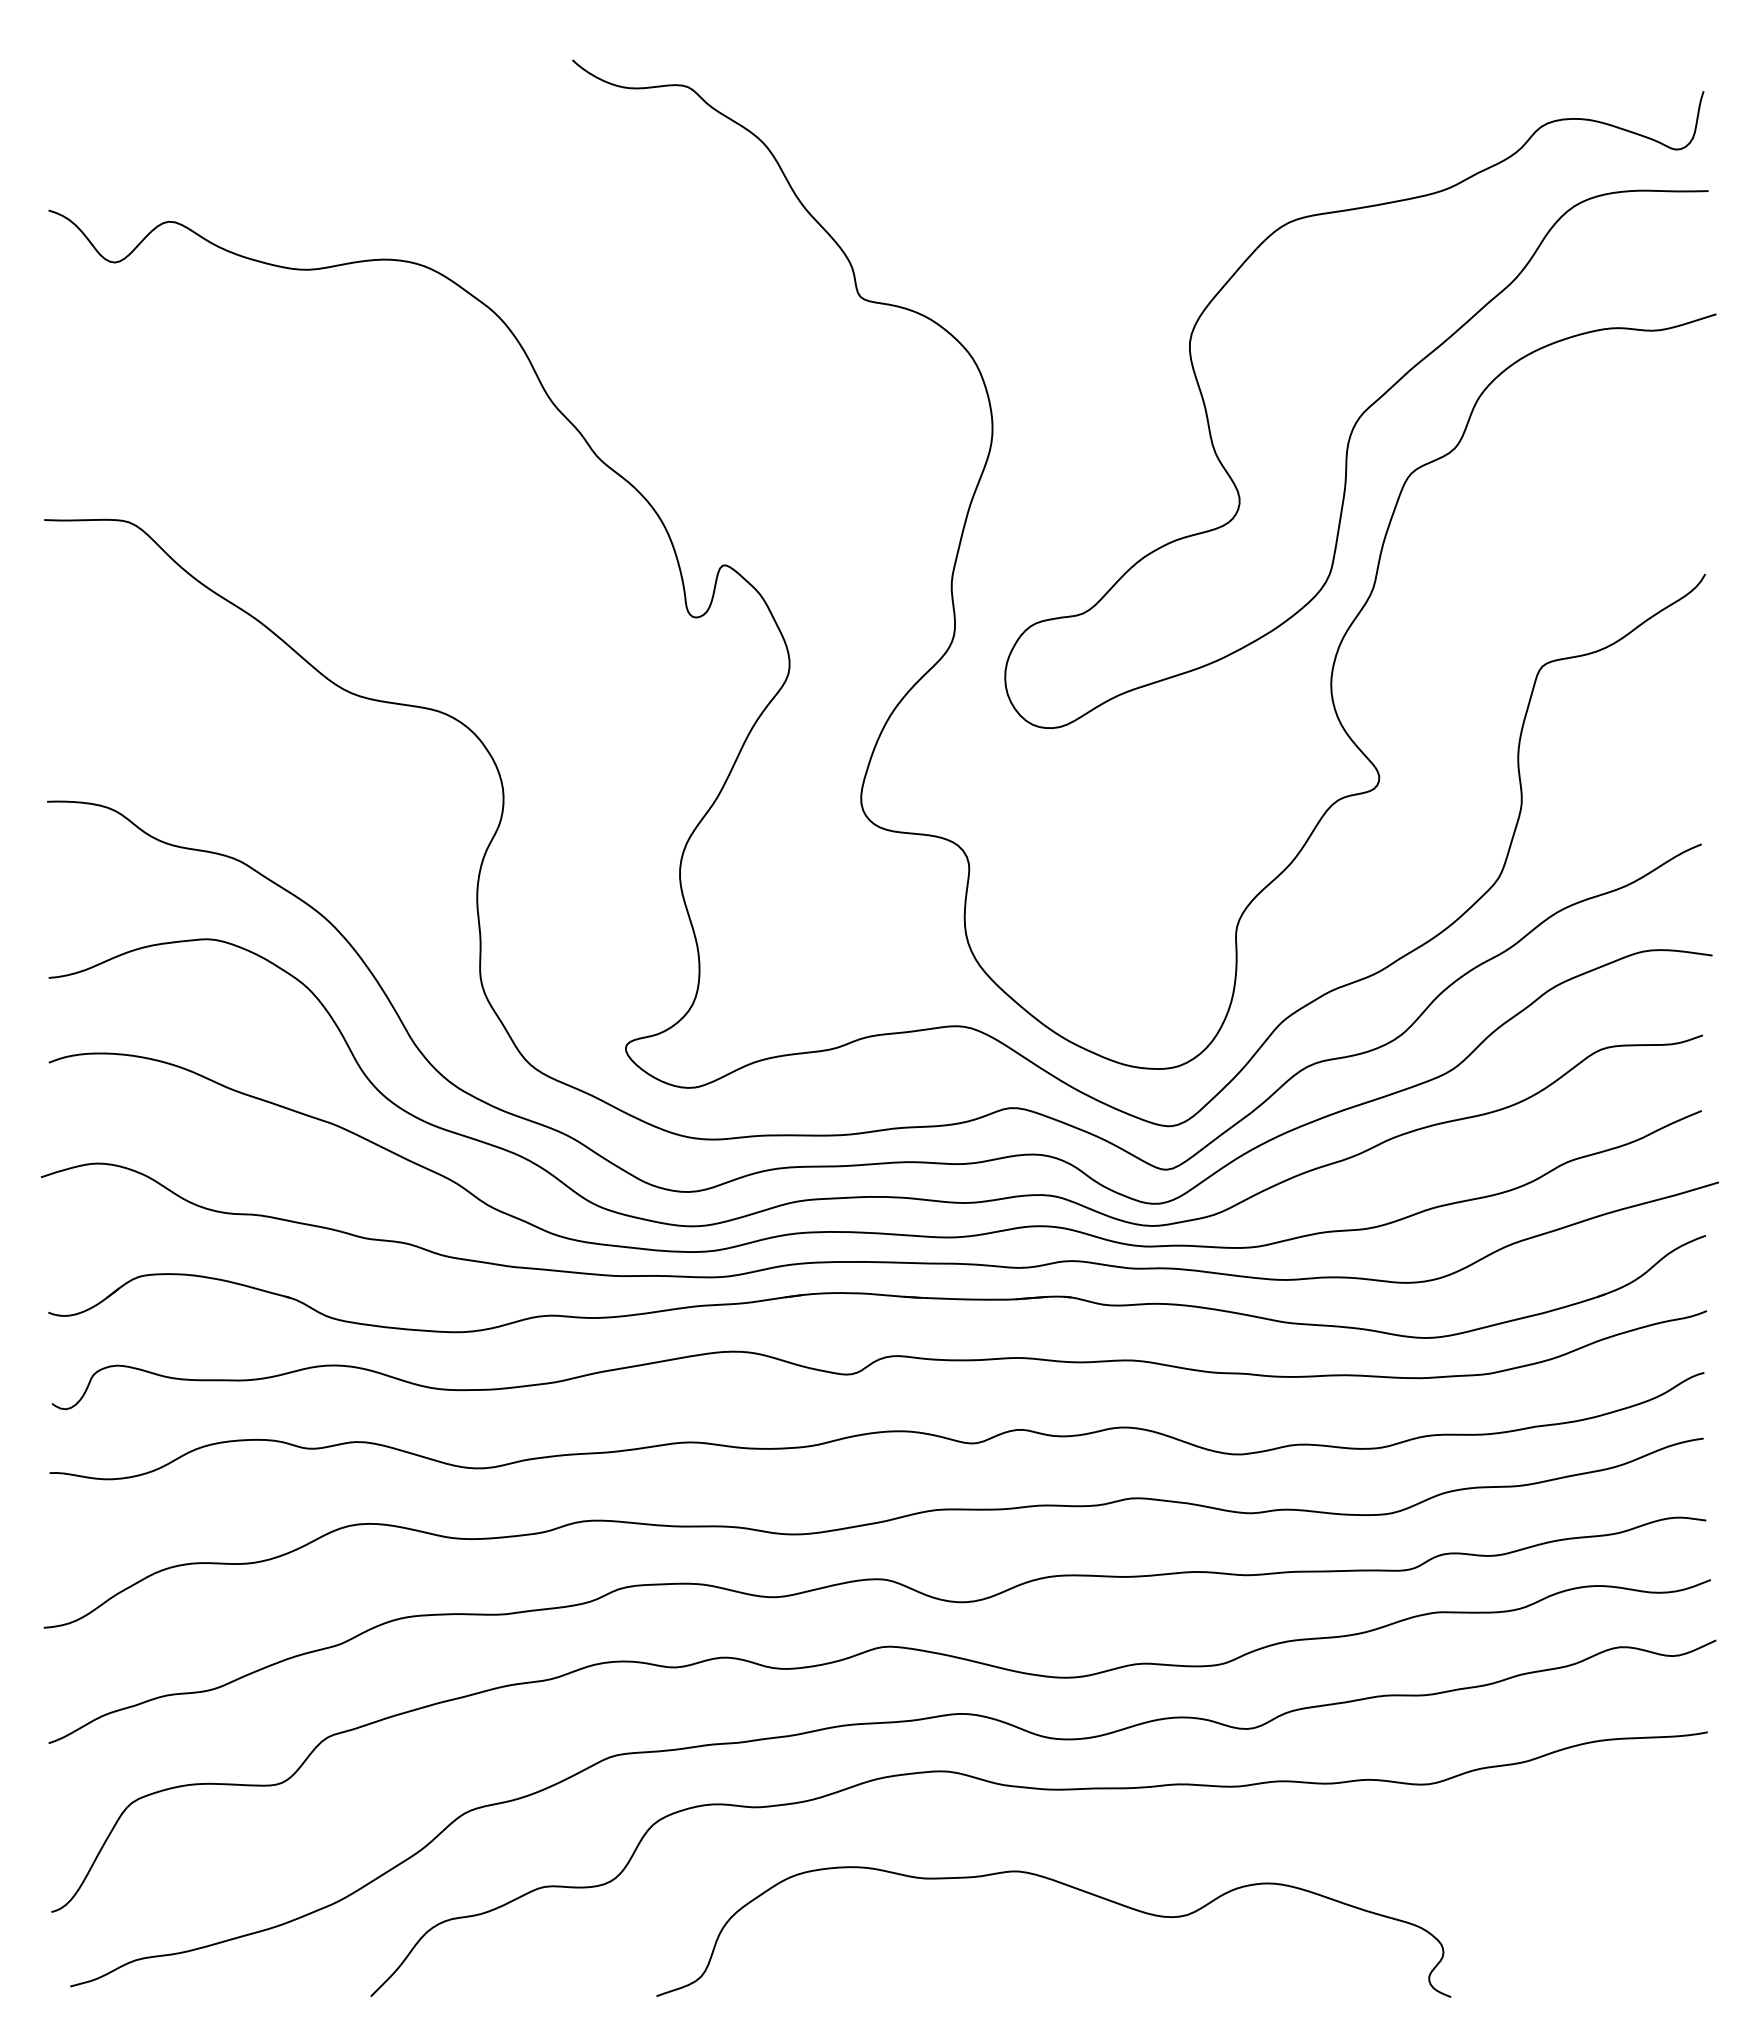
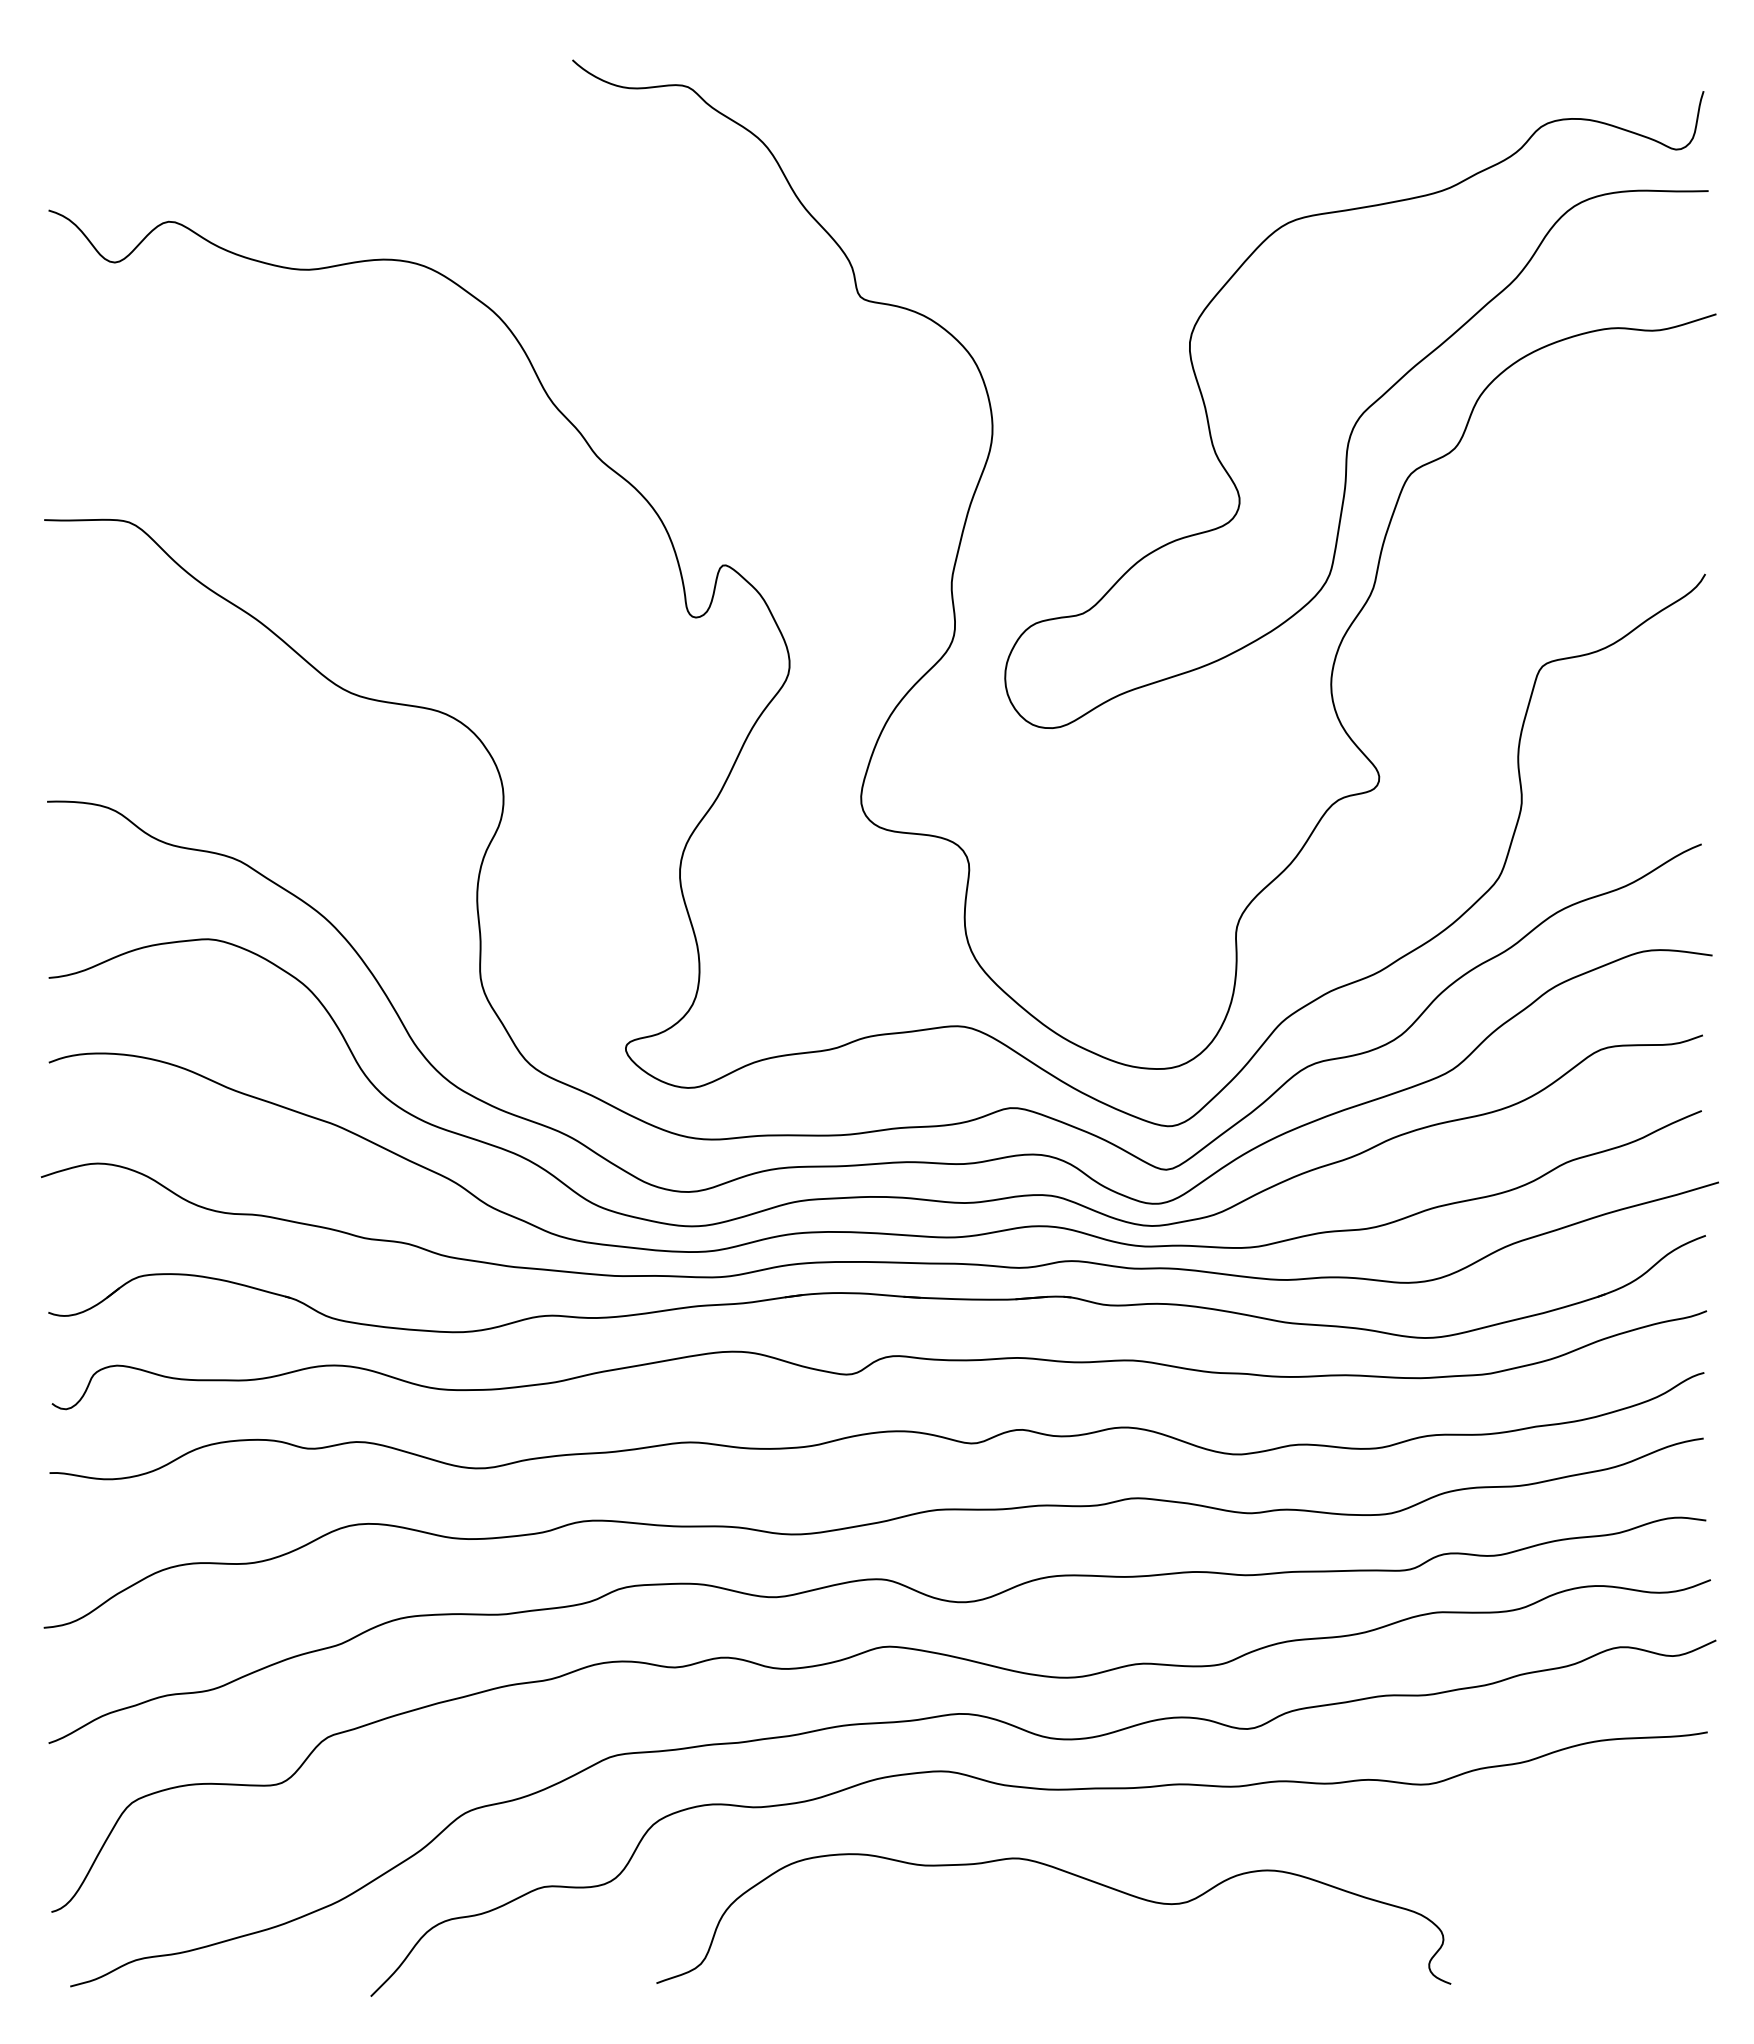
curve position: (1072, 1888) -> (1072, 1875) (1072, 1875)
